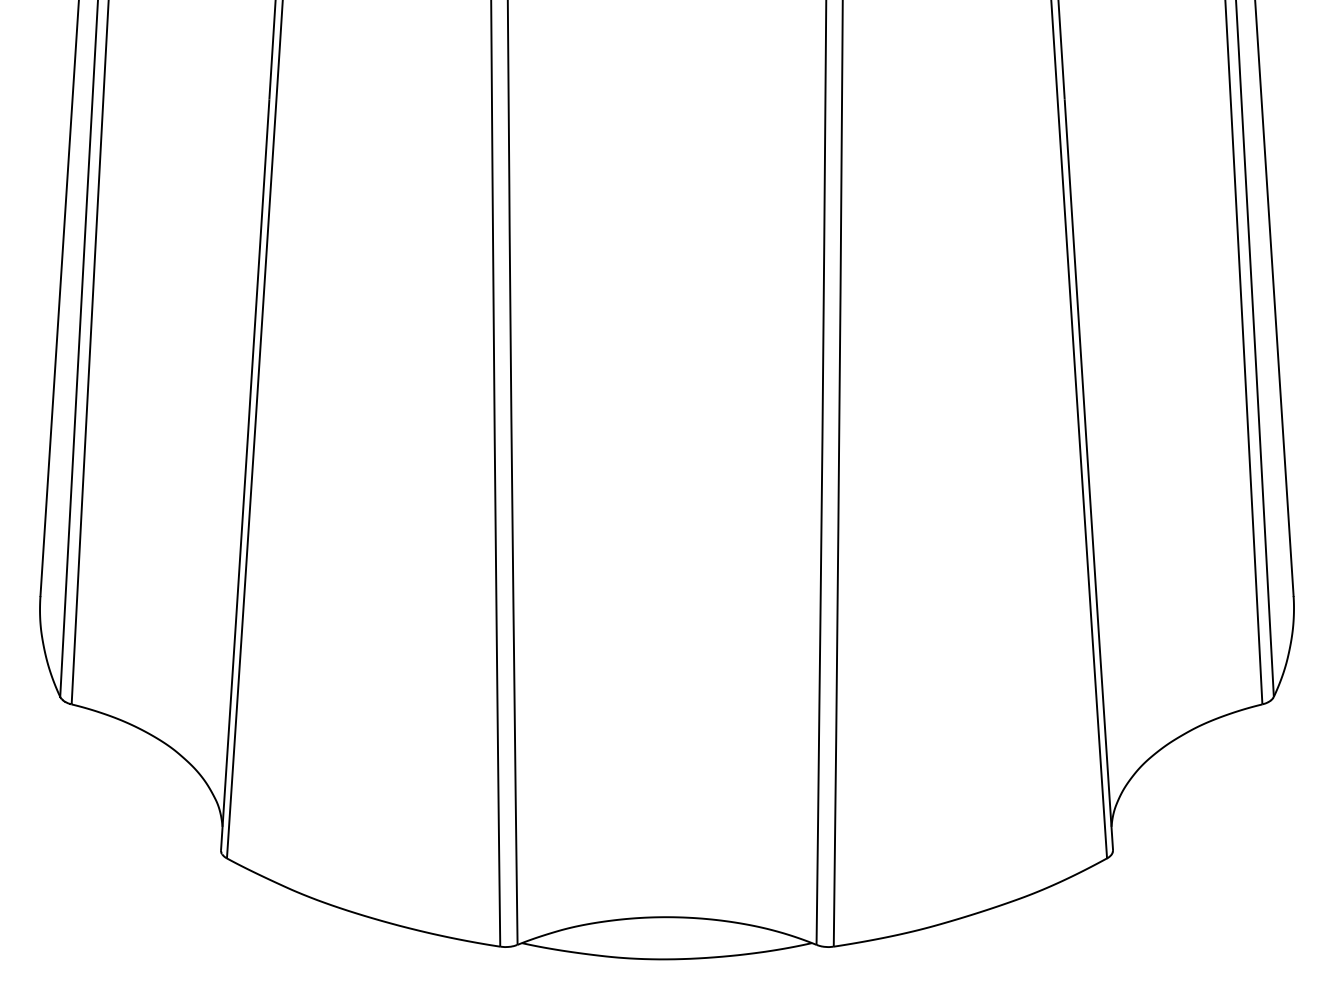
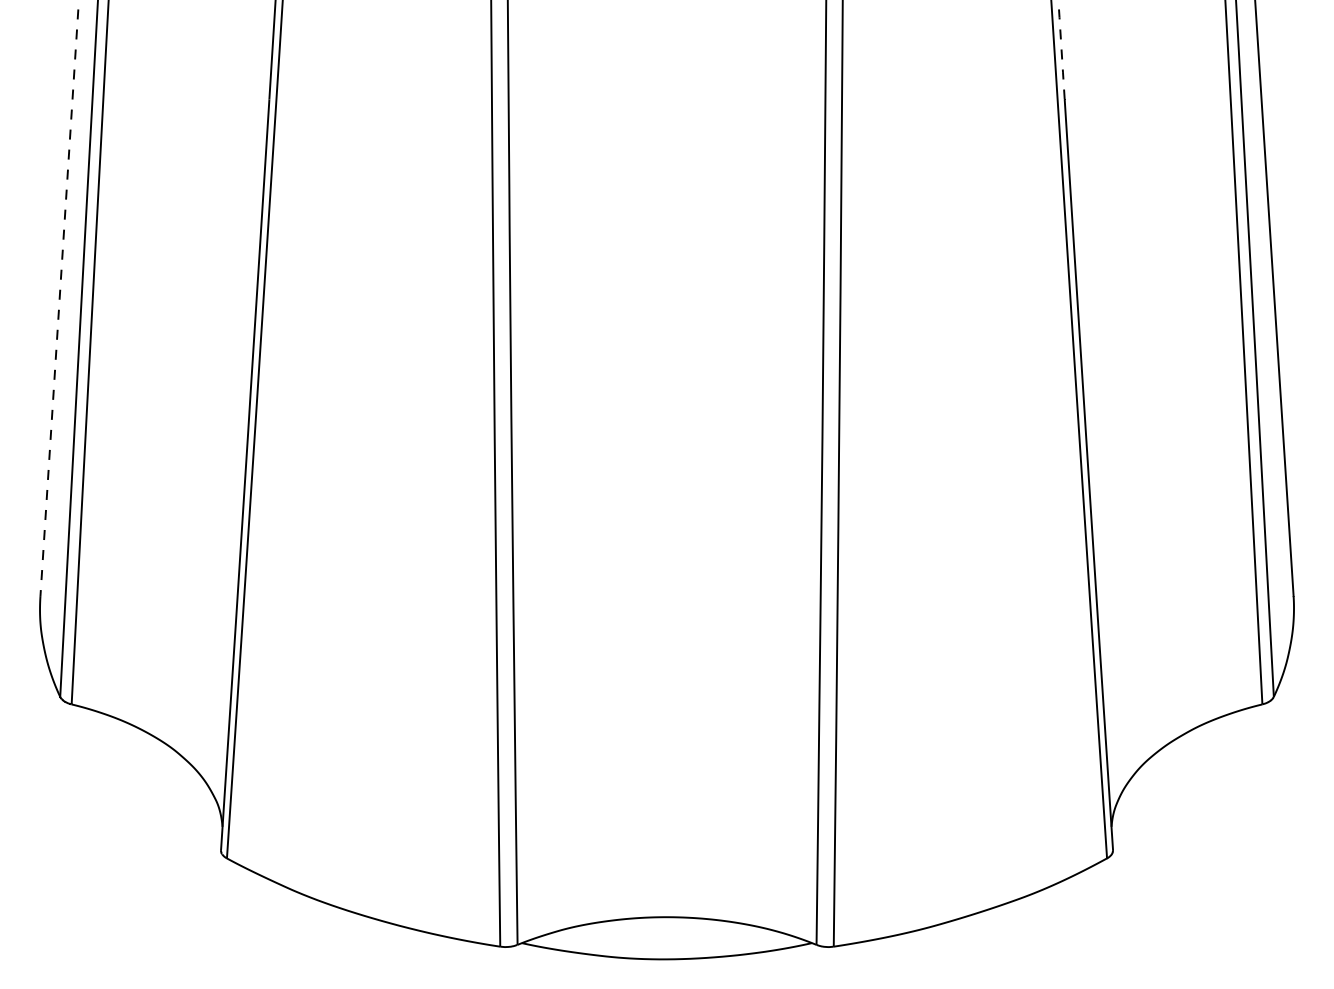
line: solid -> dashed (1061, 50)
line: solid -> dashed (59, 298)
